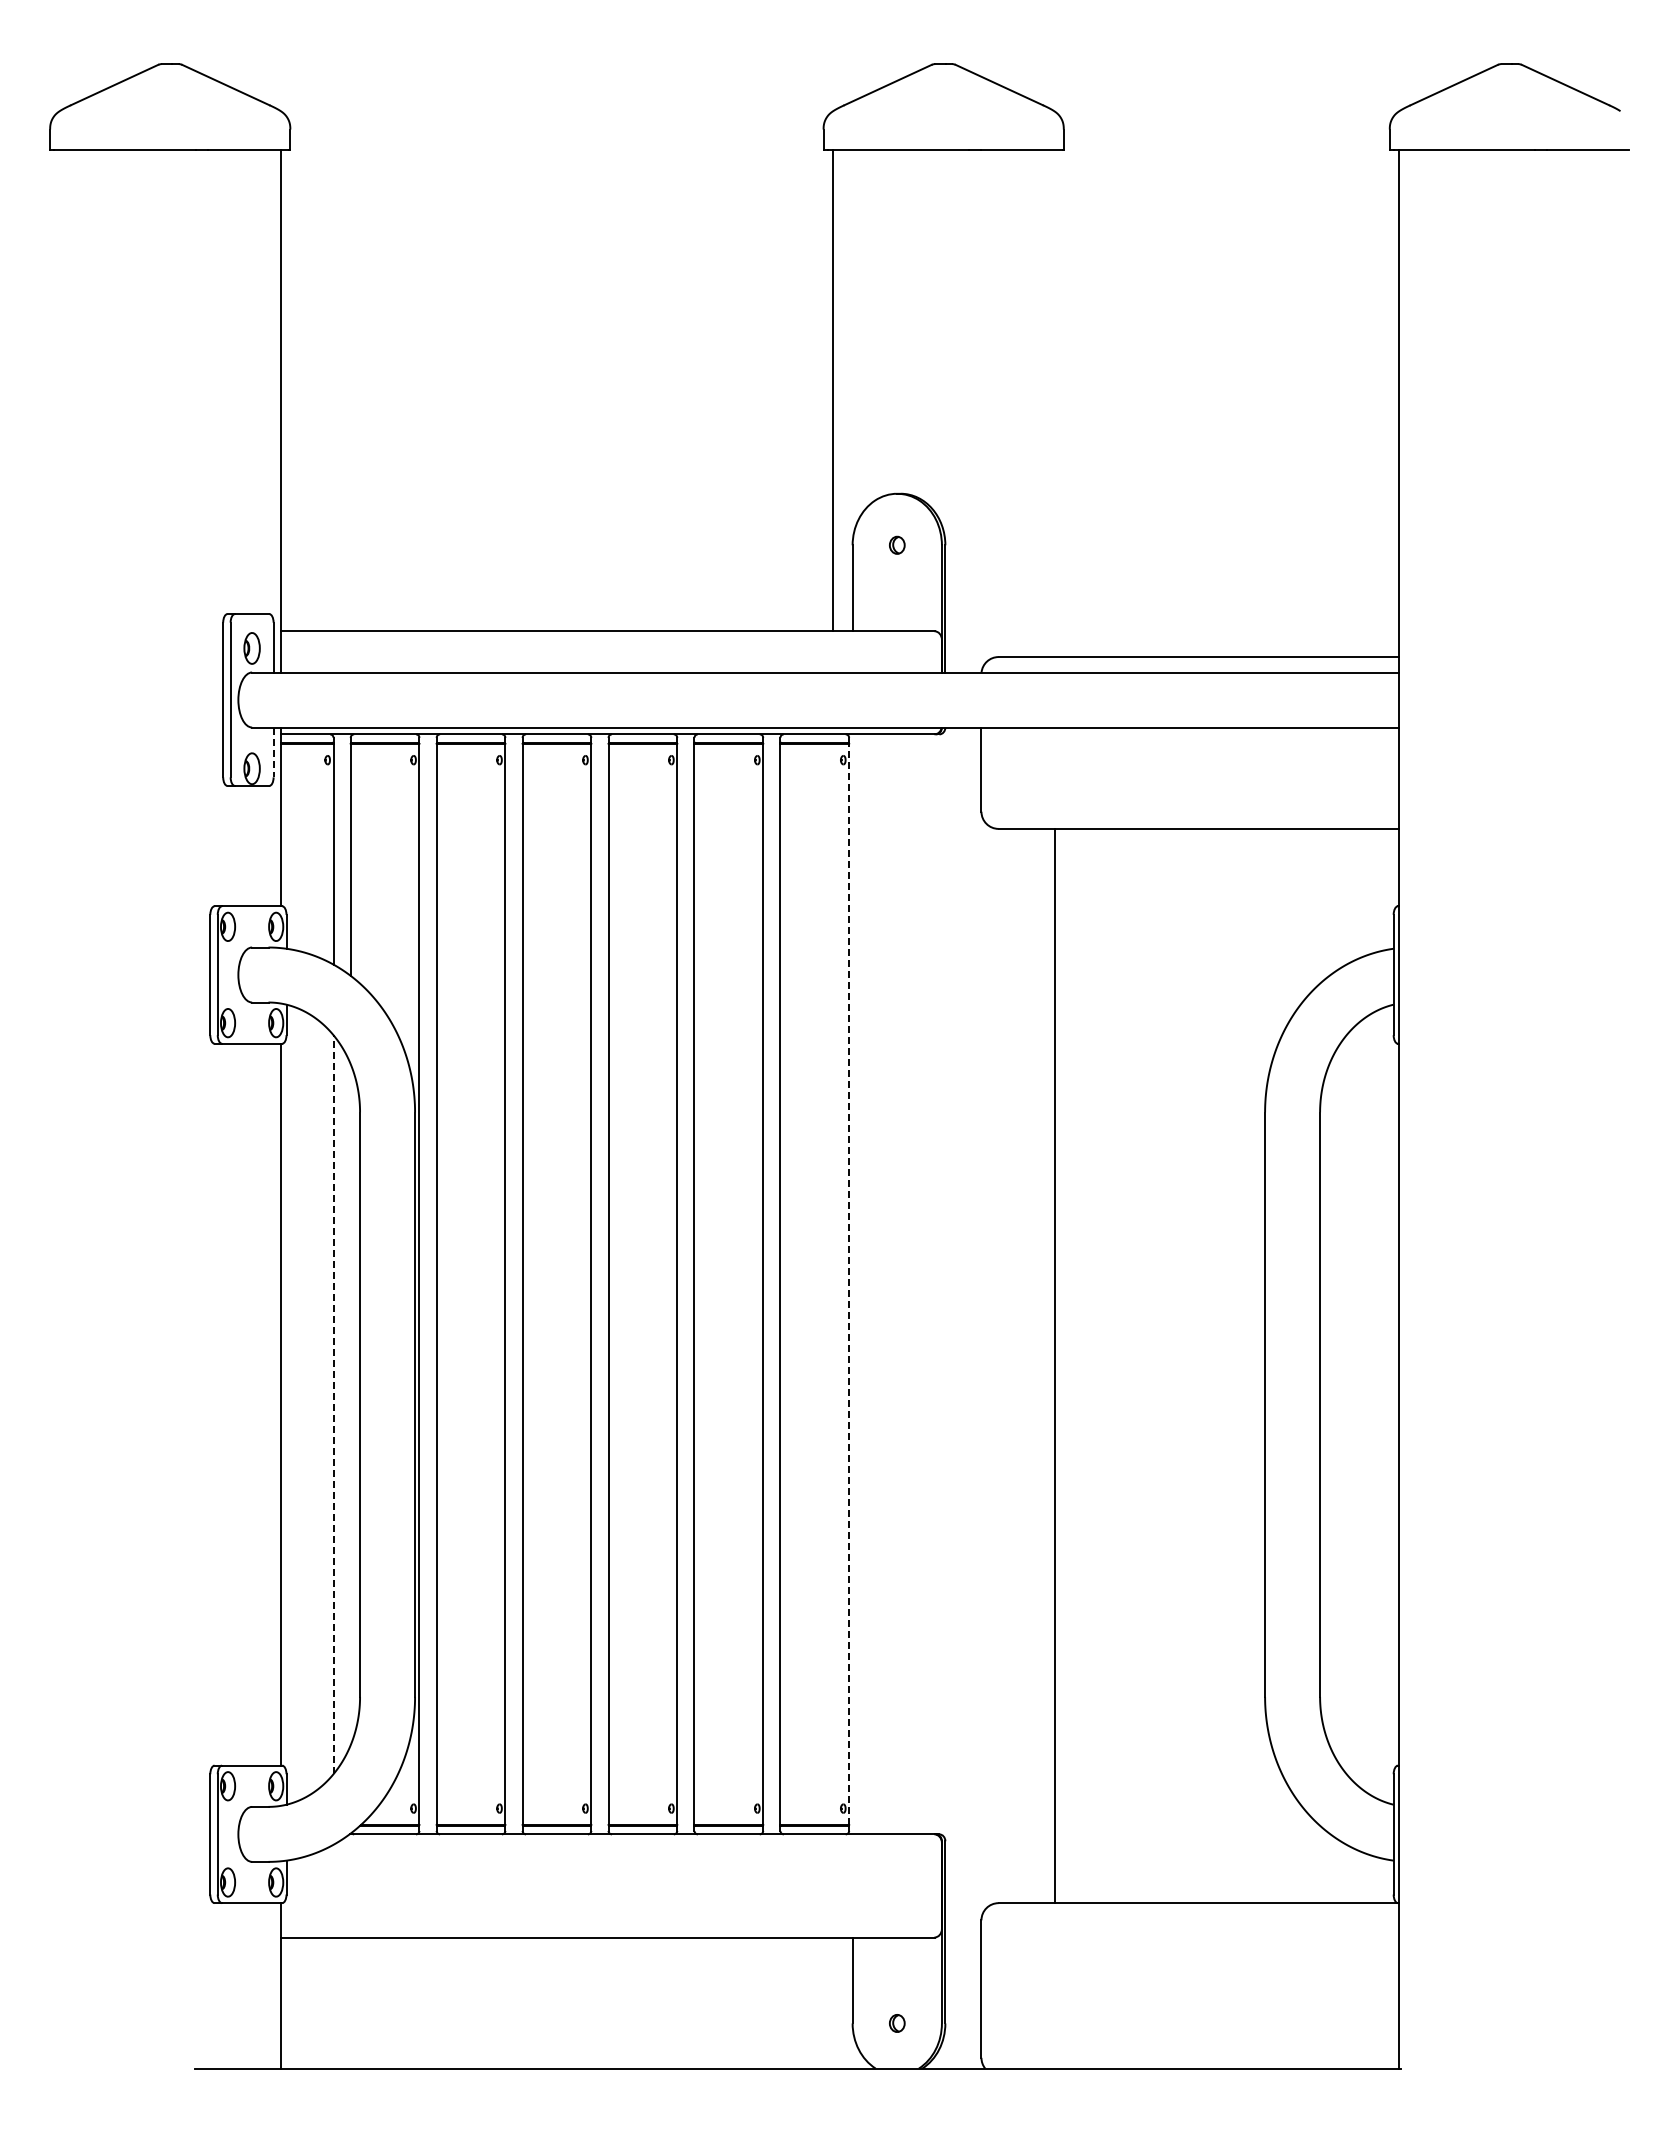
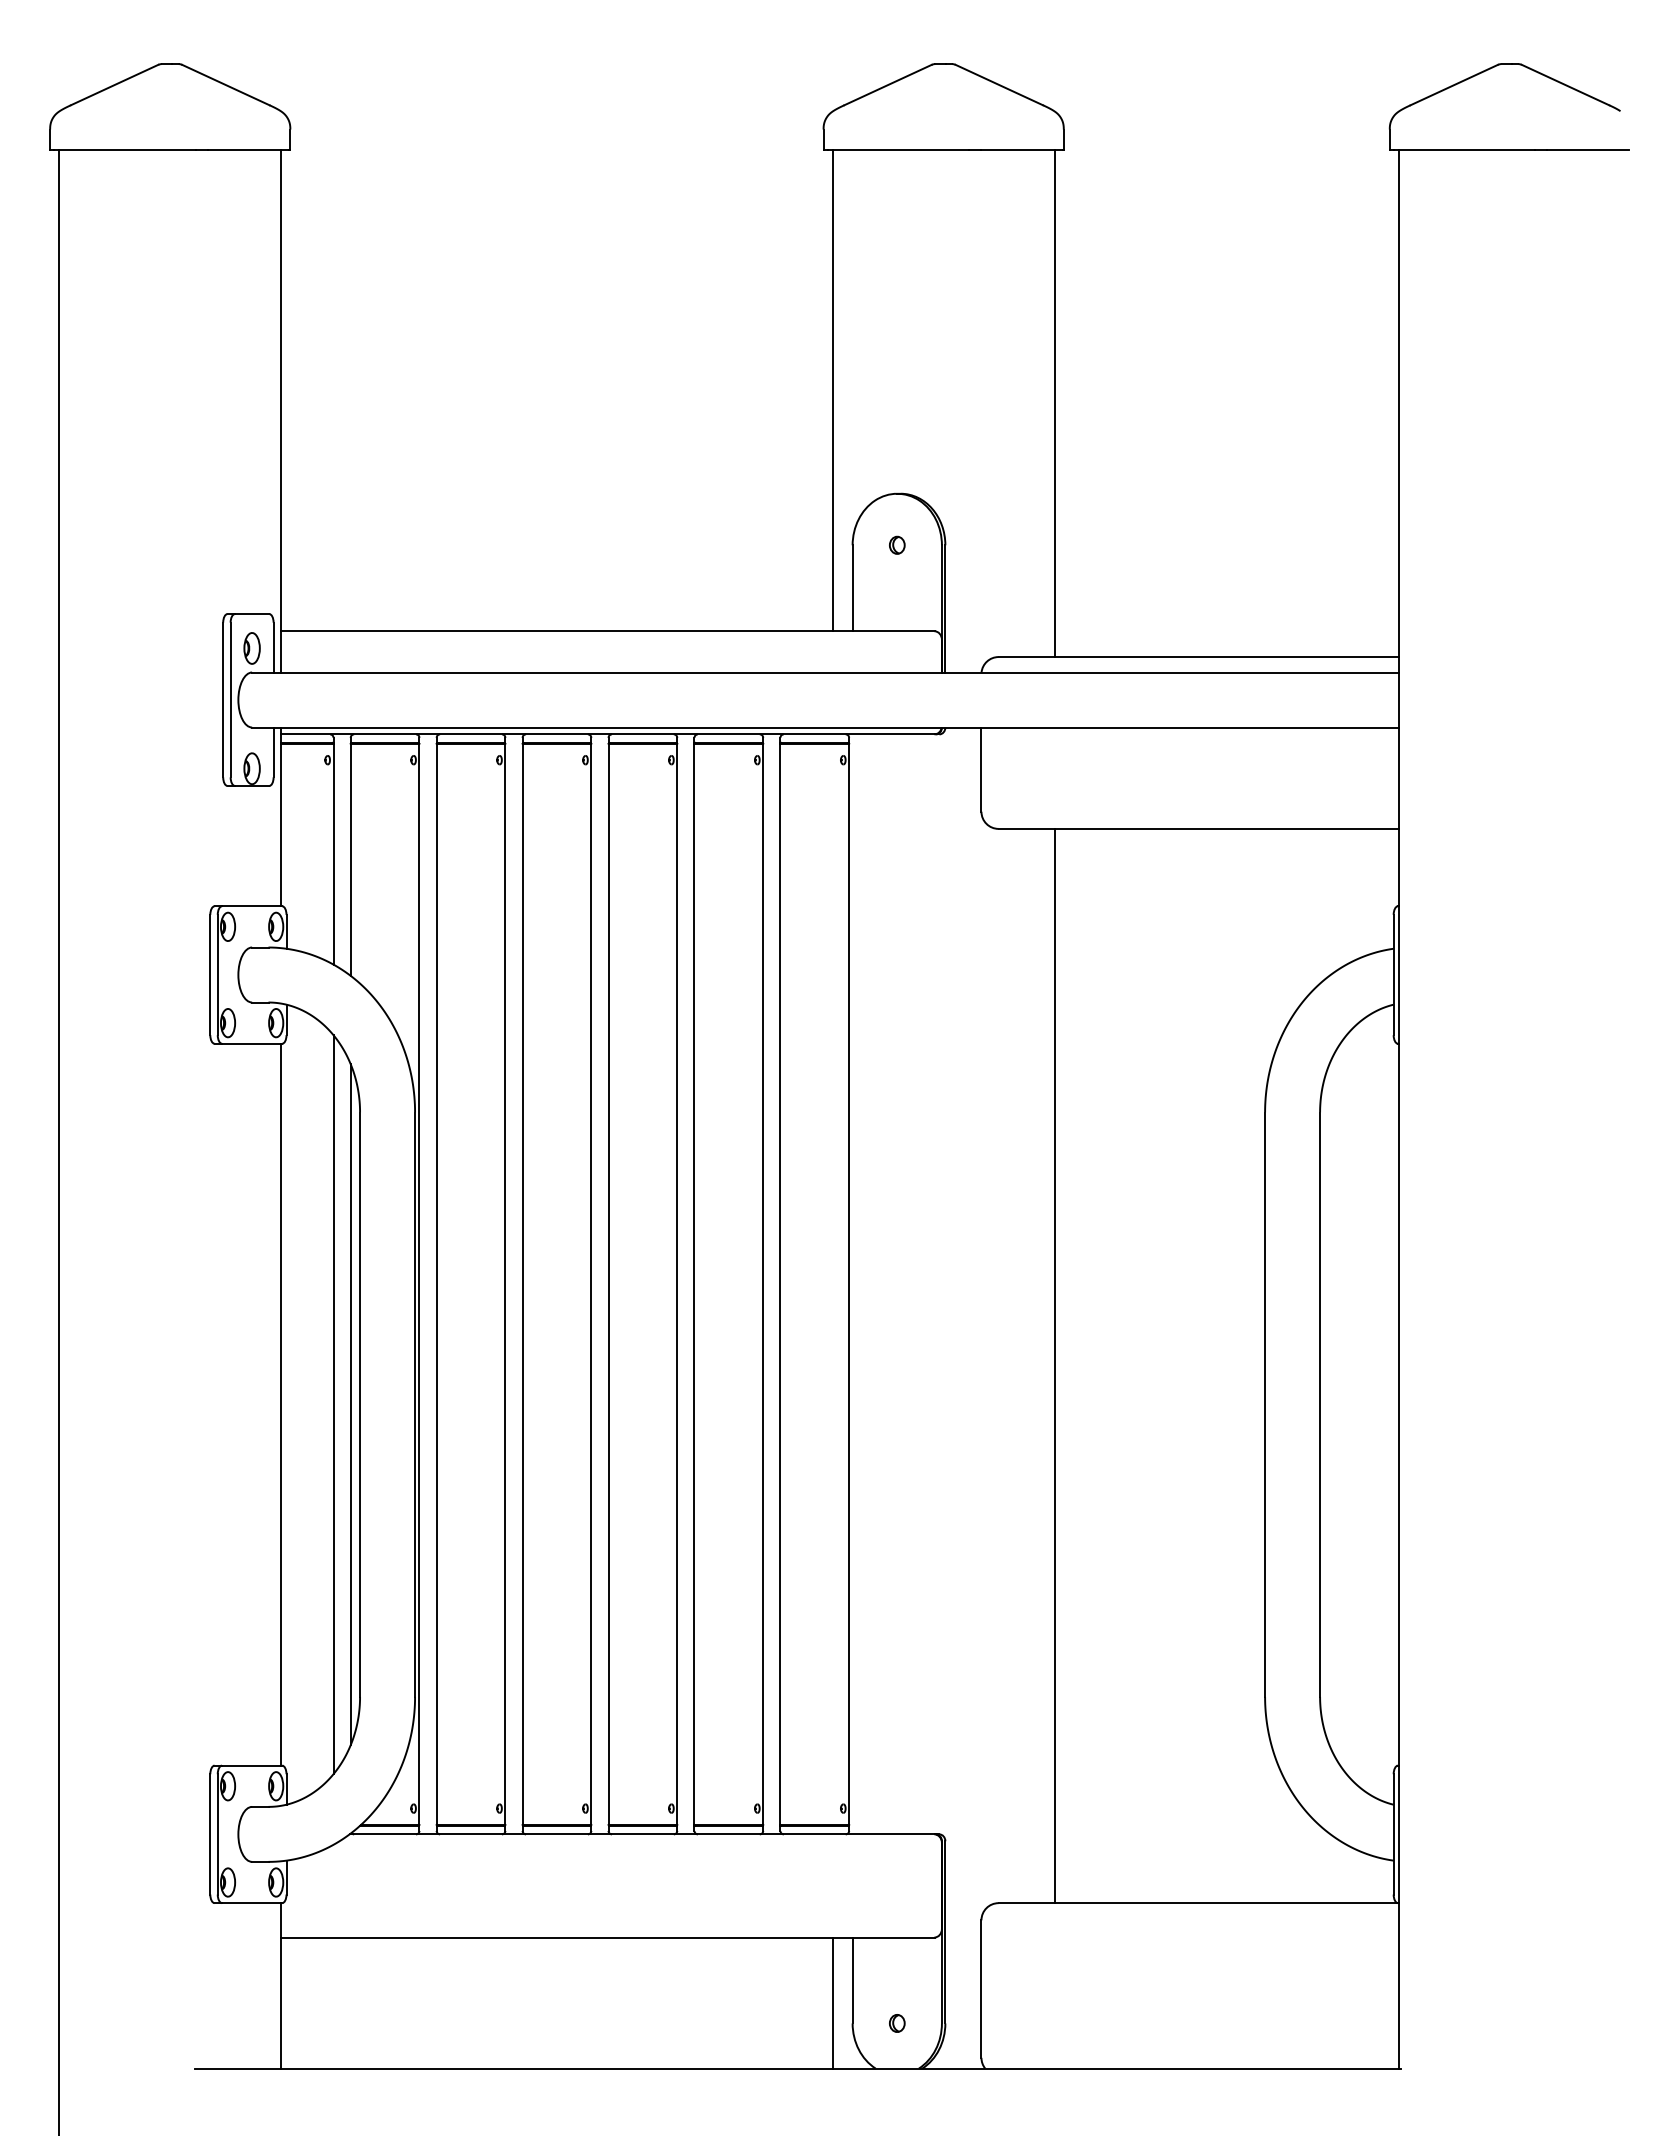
line: none -> present (1054, 403)
line: dashed -> solid (273, 752)
line: none -> present (59, 1141)
line: dashed -> solid (849, 1284)
line: dashed -> solid (333, 1404)
line: none -> present (350, 1404)
line: none -> present (832, 2002)
